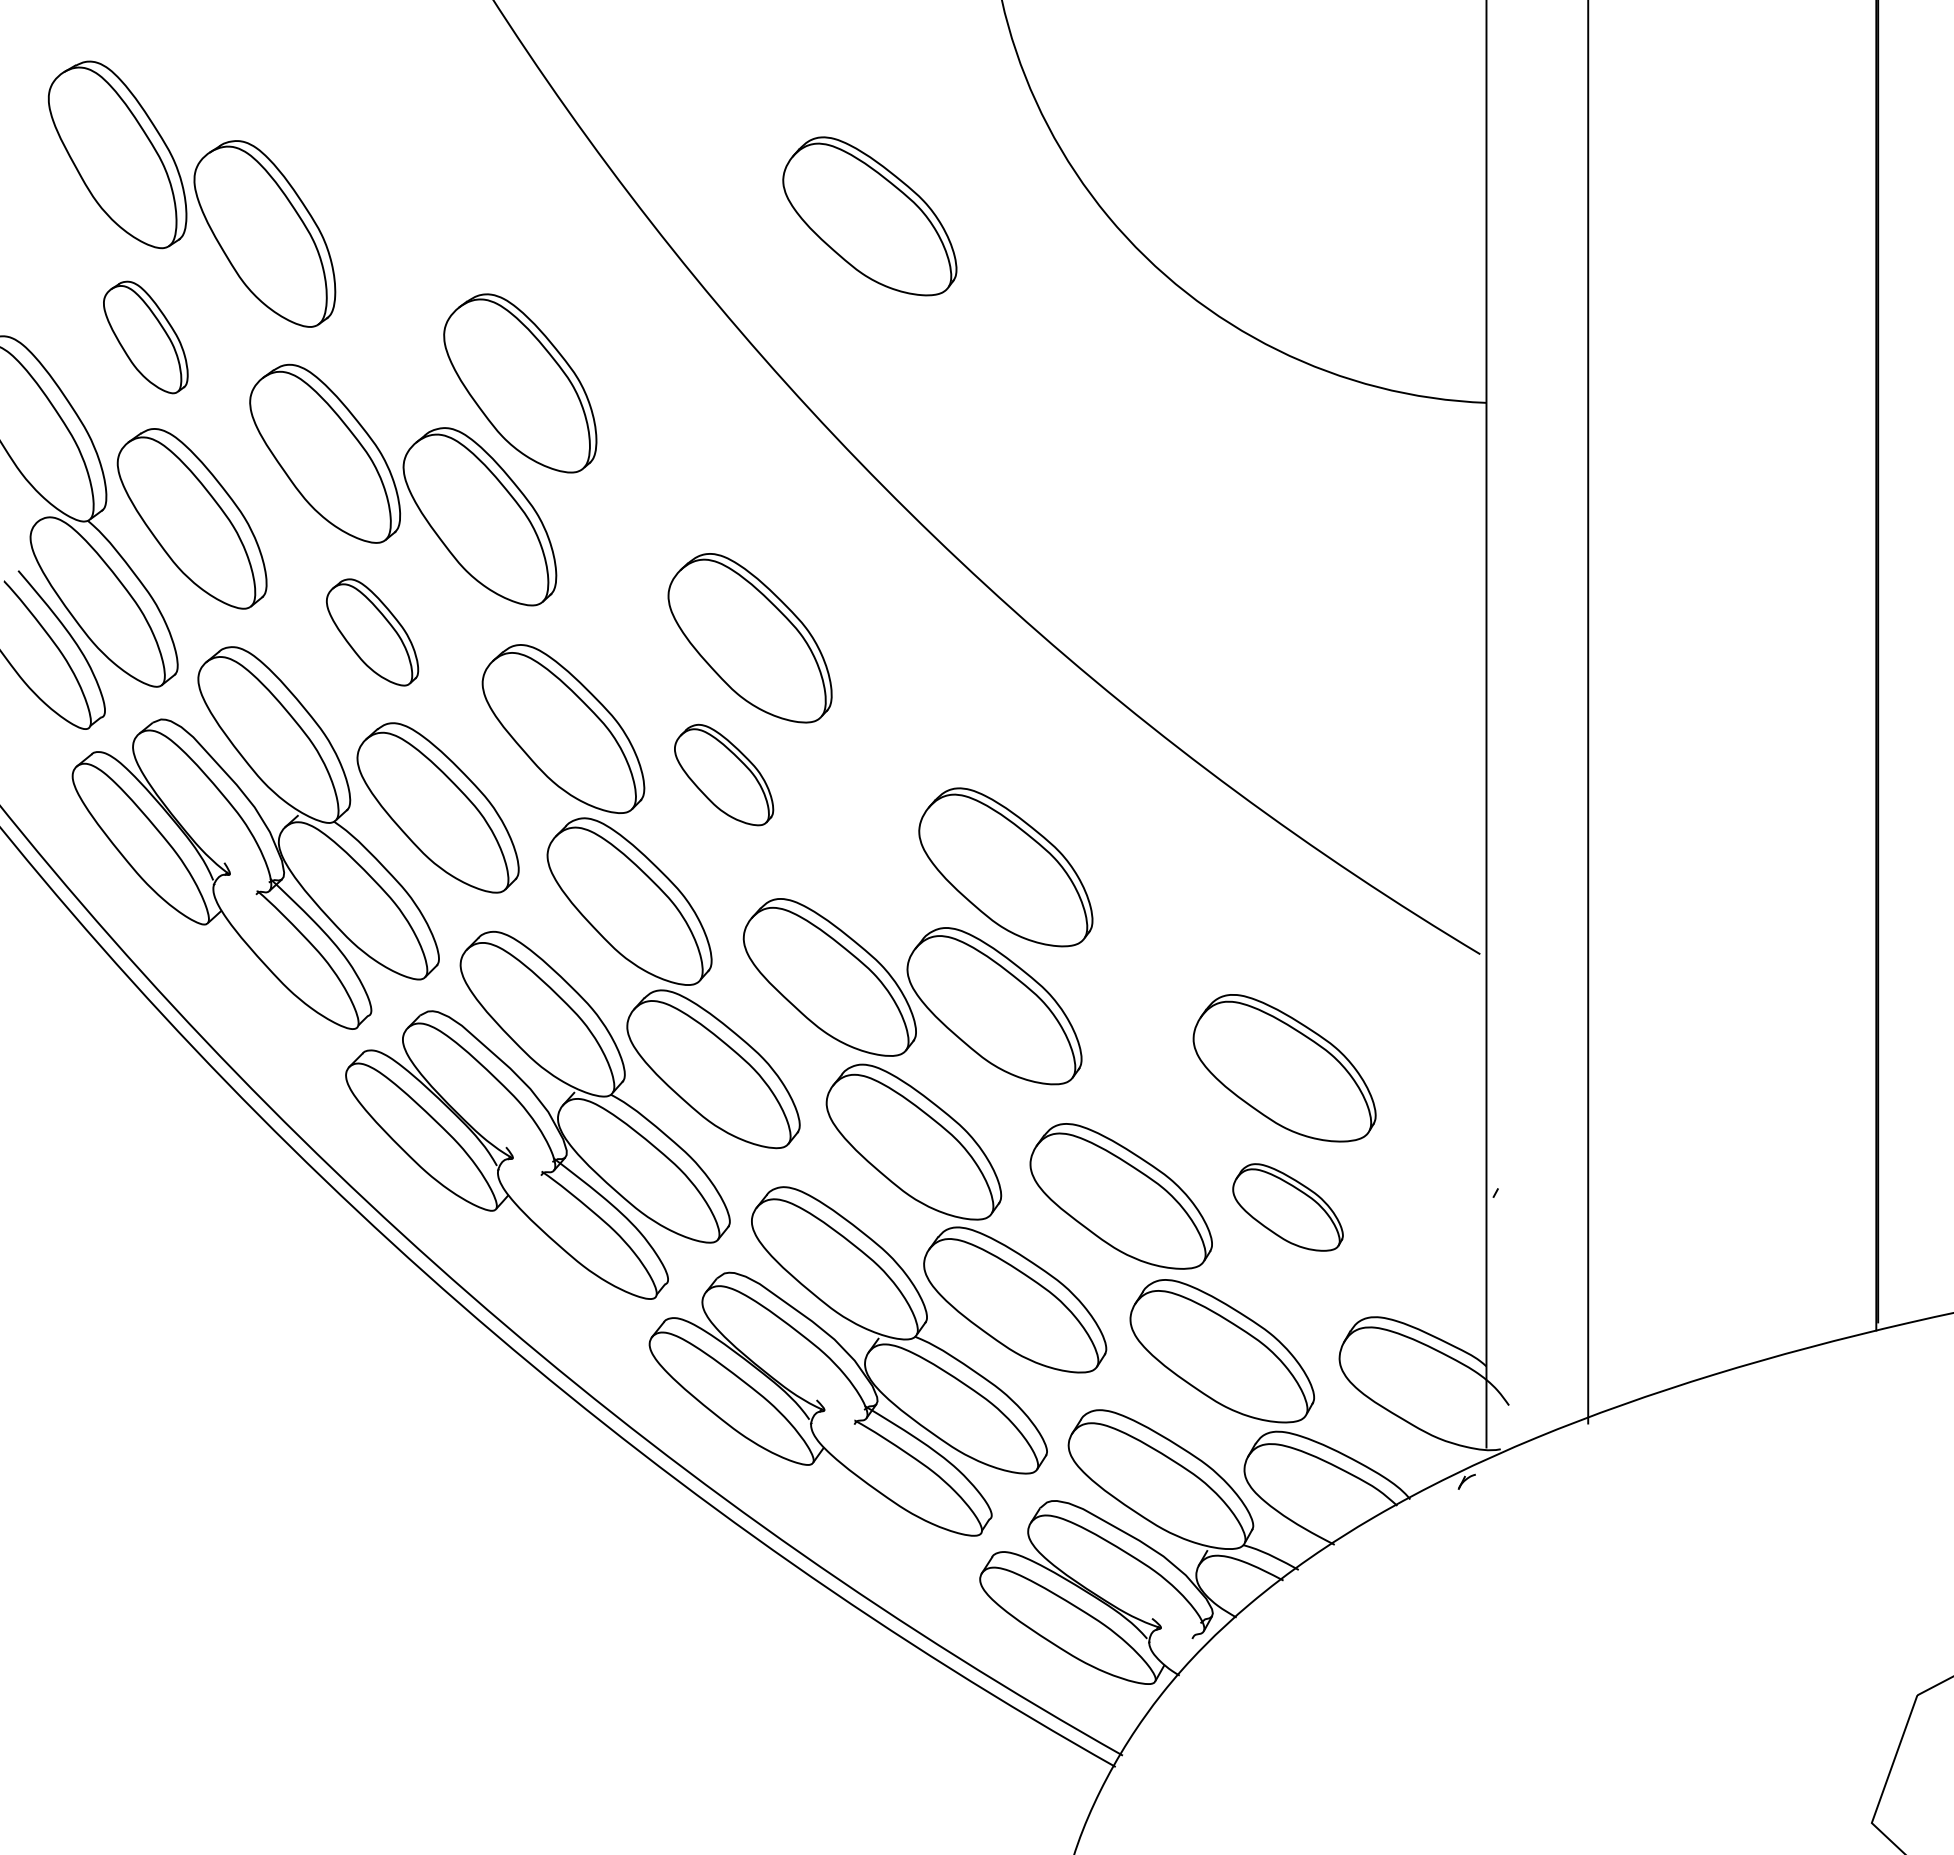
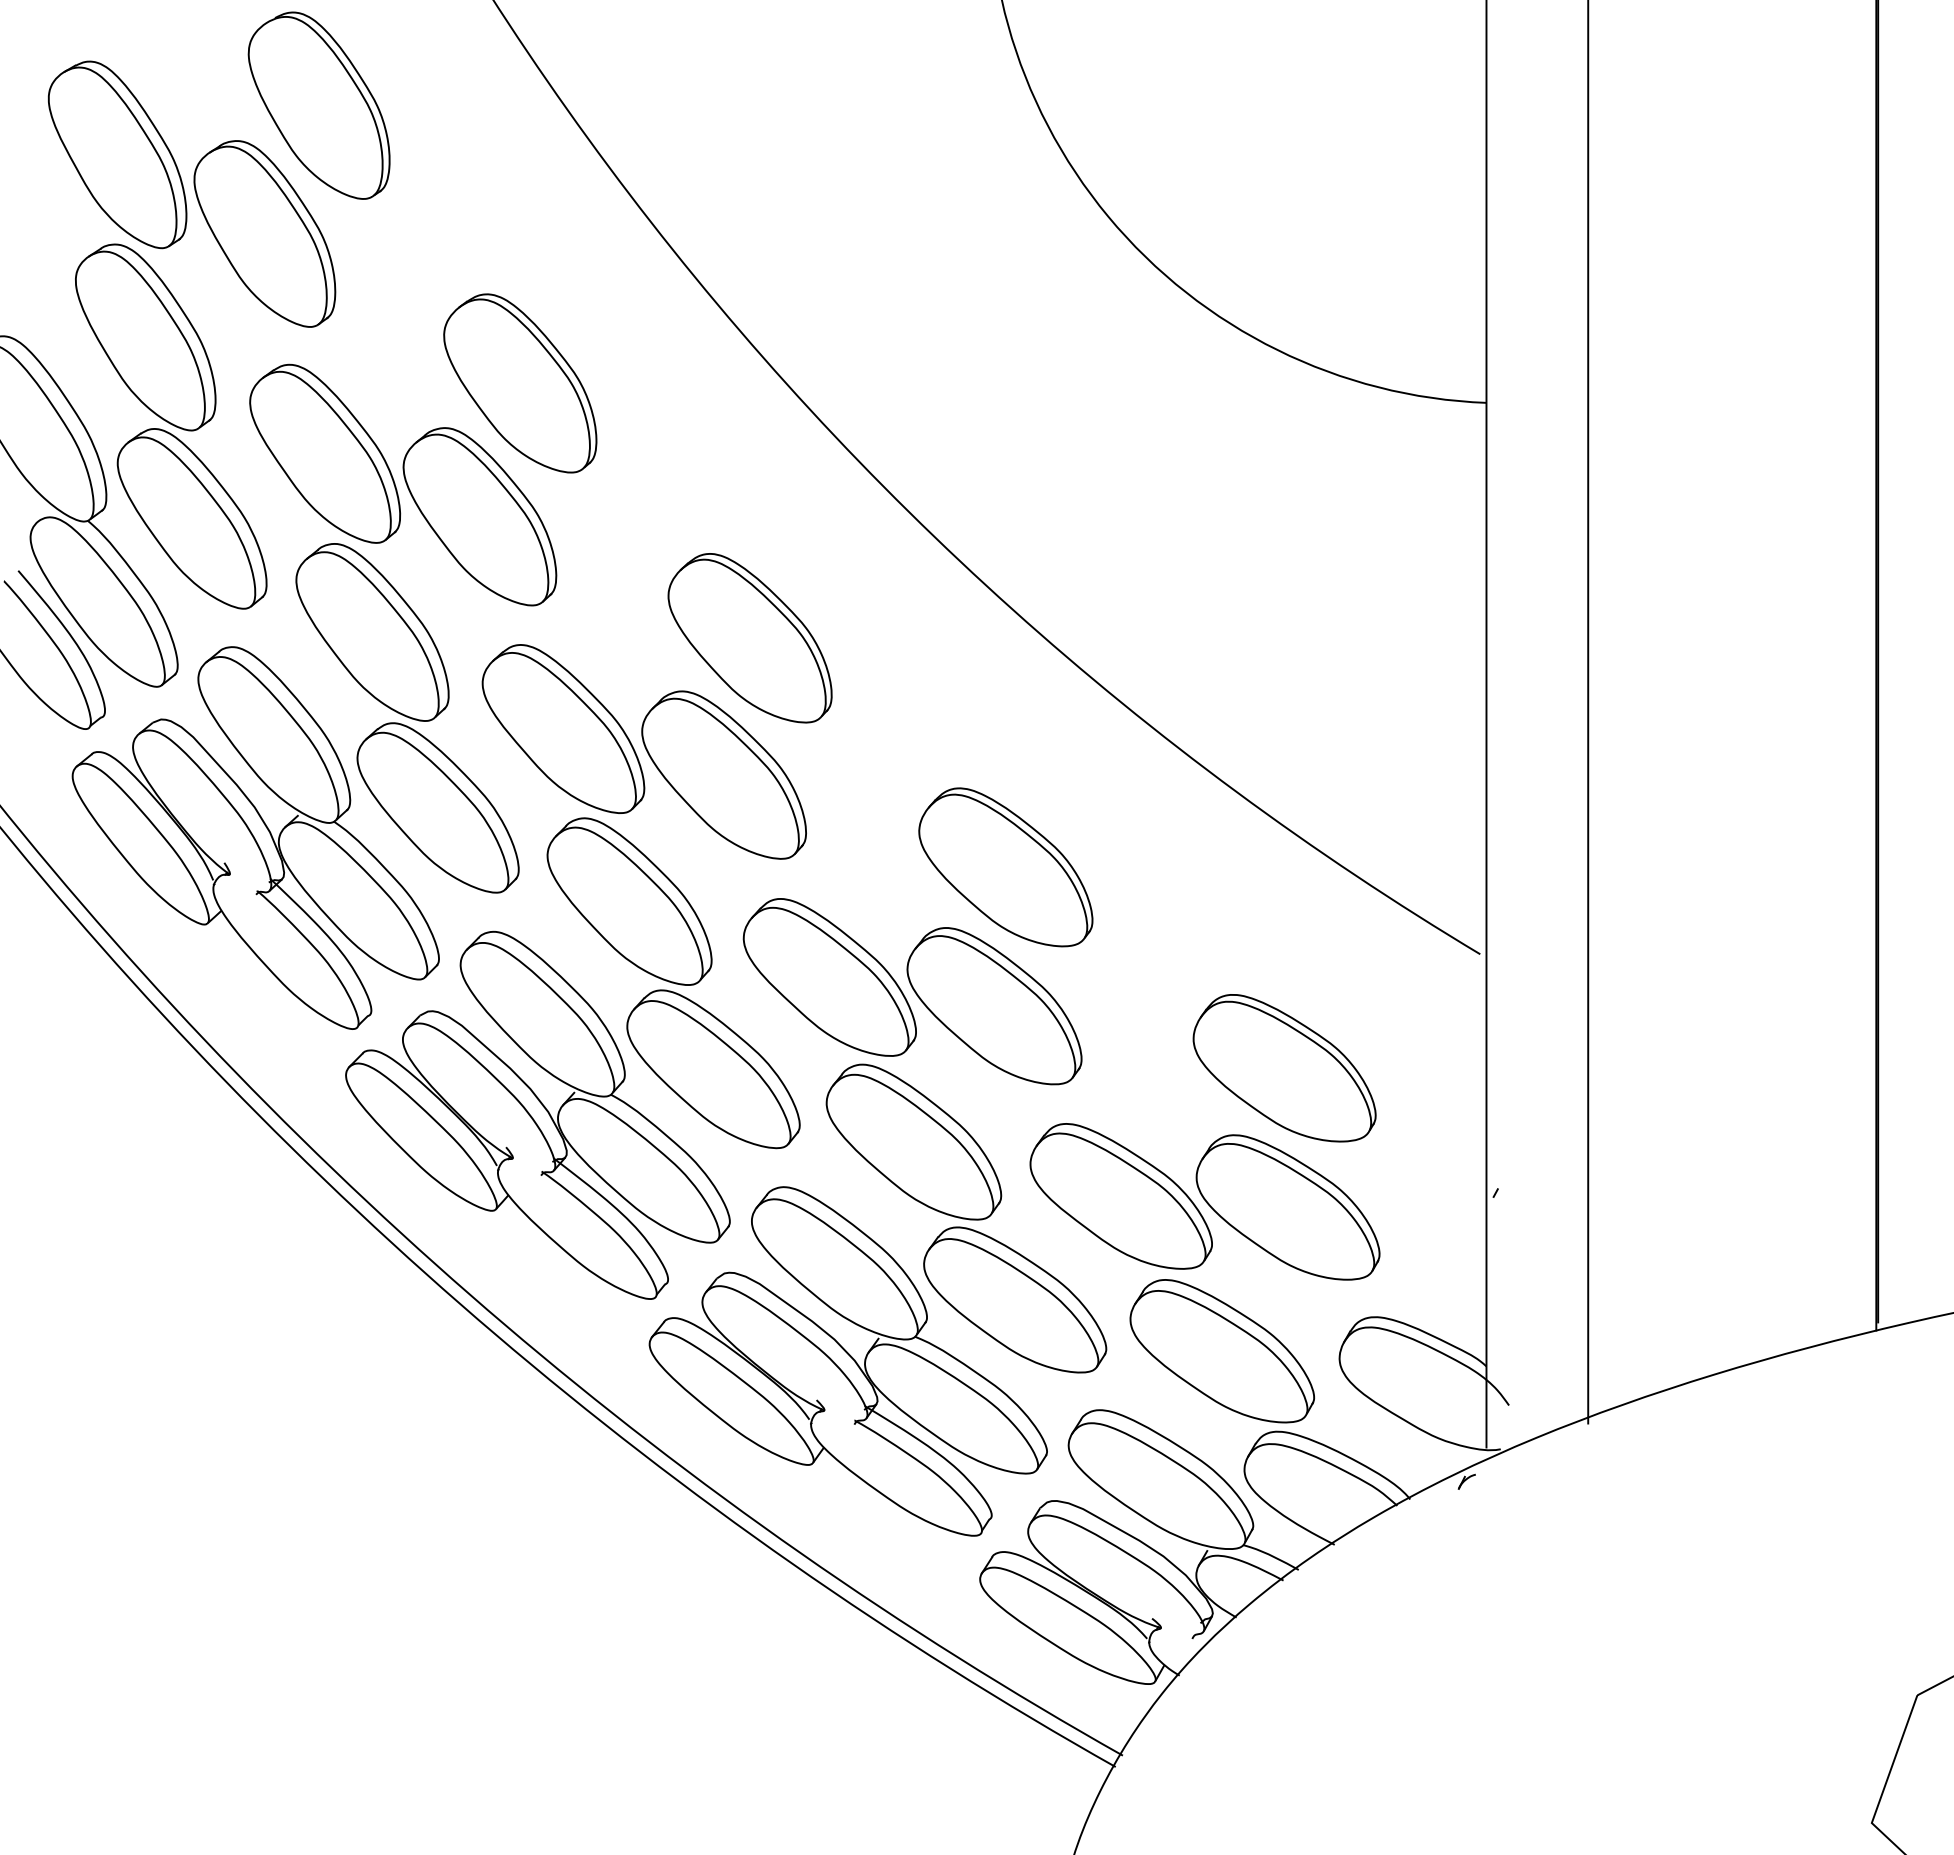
part: none -> present (318, 105)
part: present -> none (869, 216)
part size: 86x115 px -> 142x189 px (145, 337)
part size: 94x109 px -> 155x179 px (372, 632)
part size: 101x104 px -> 166x170 px (723, 774)
part size: 112x89 px -> 186x147 px (1287, 1207)
